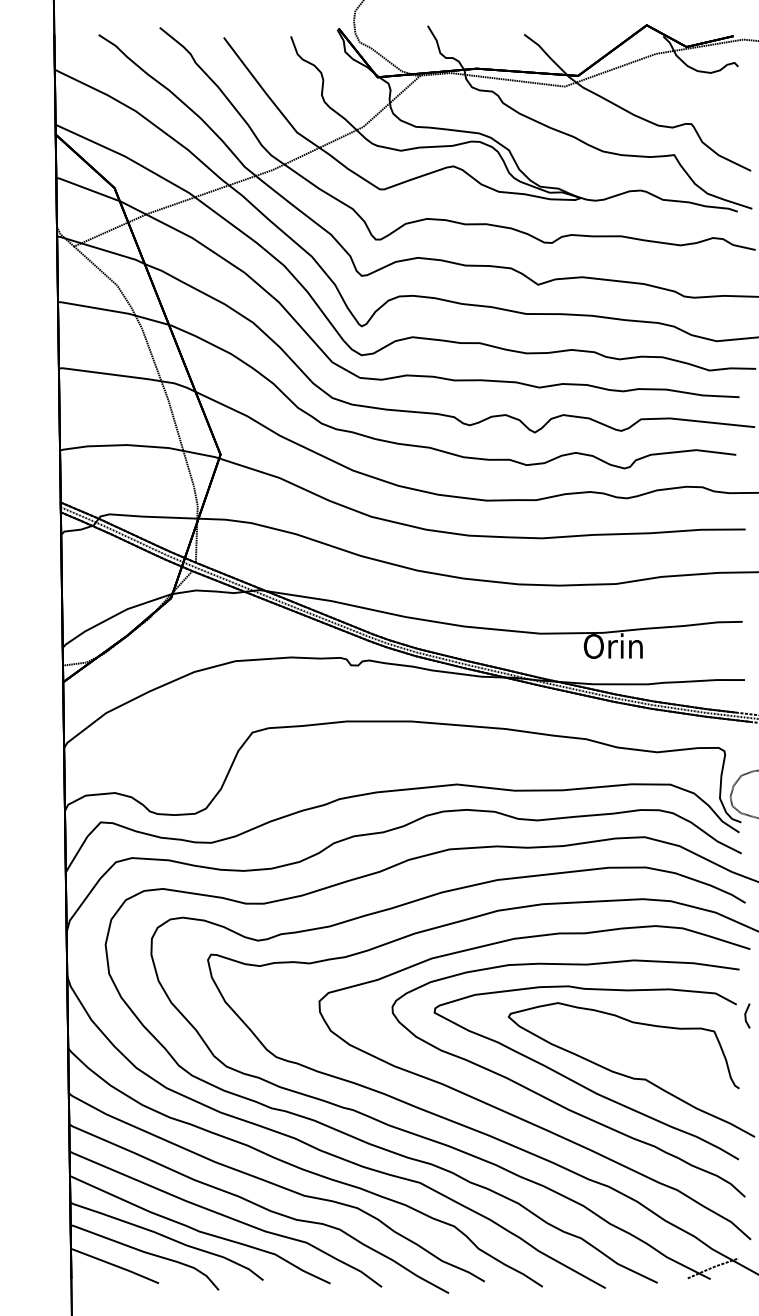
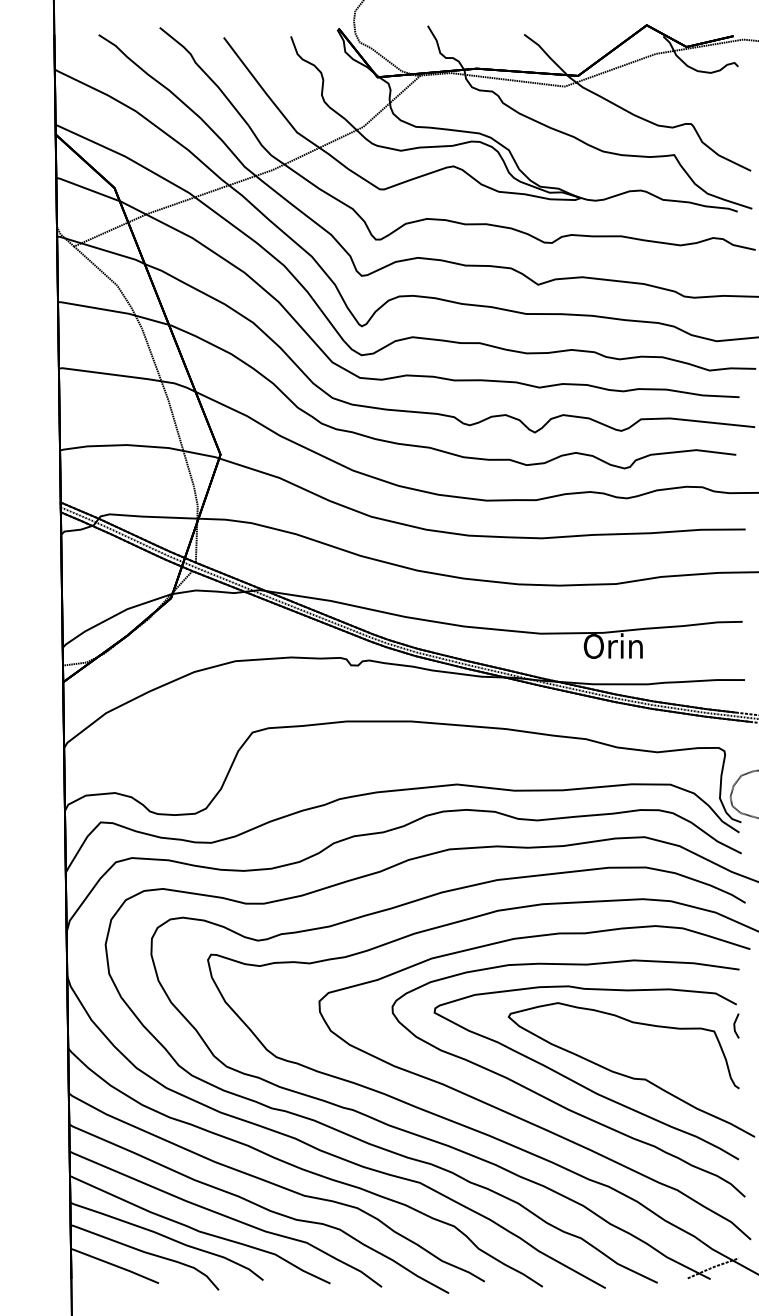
line position: (746, 1015) -> (735, 1025) (735, 1025)
